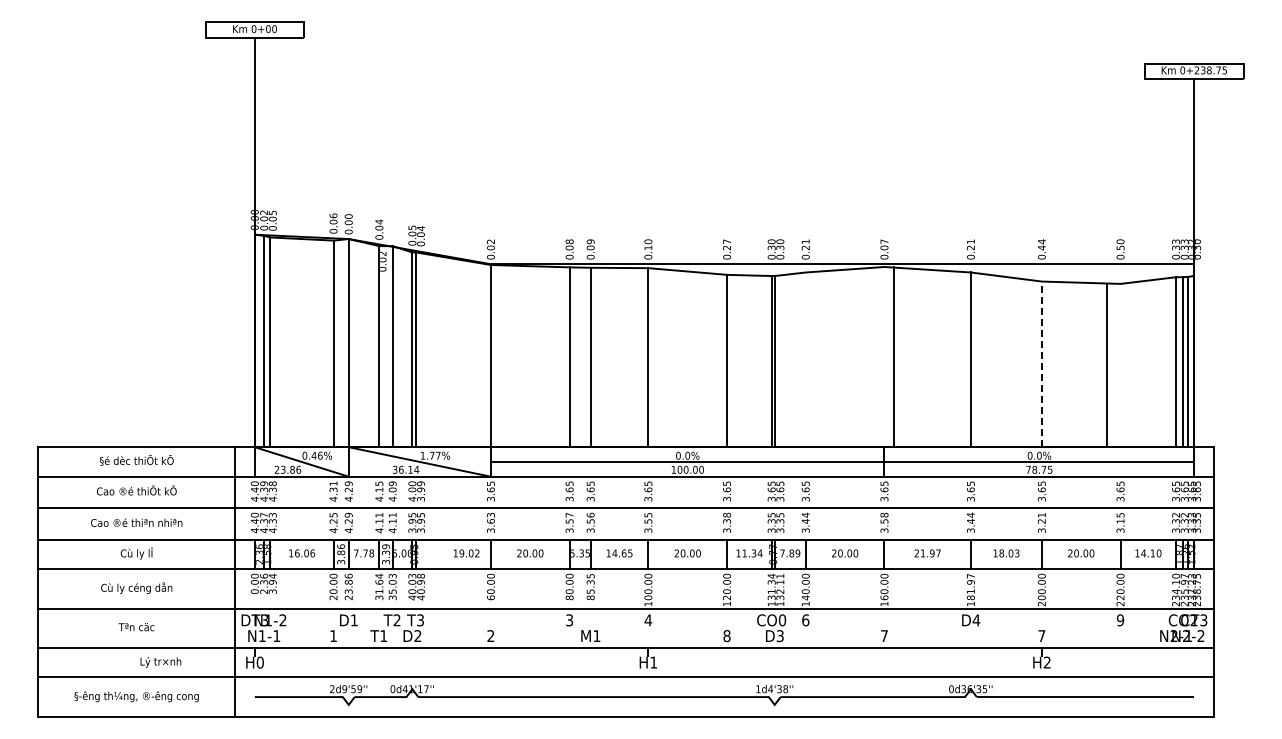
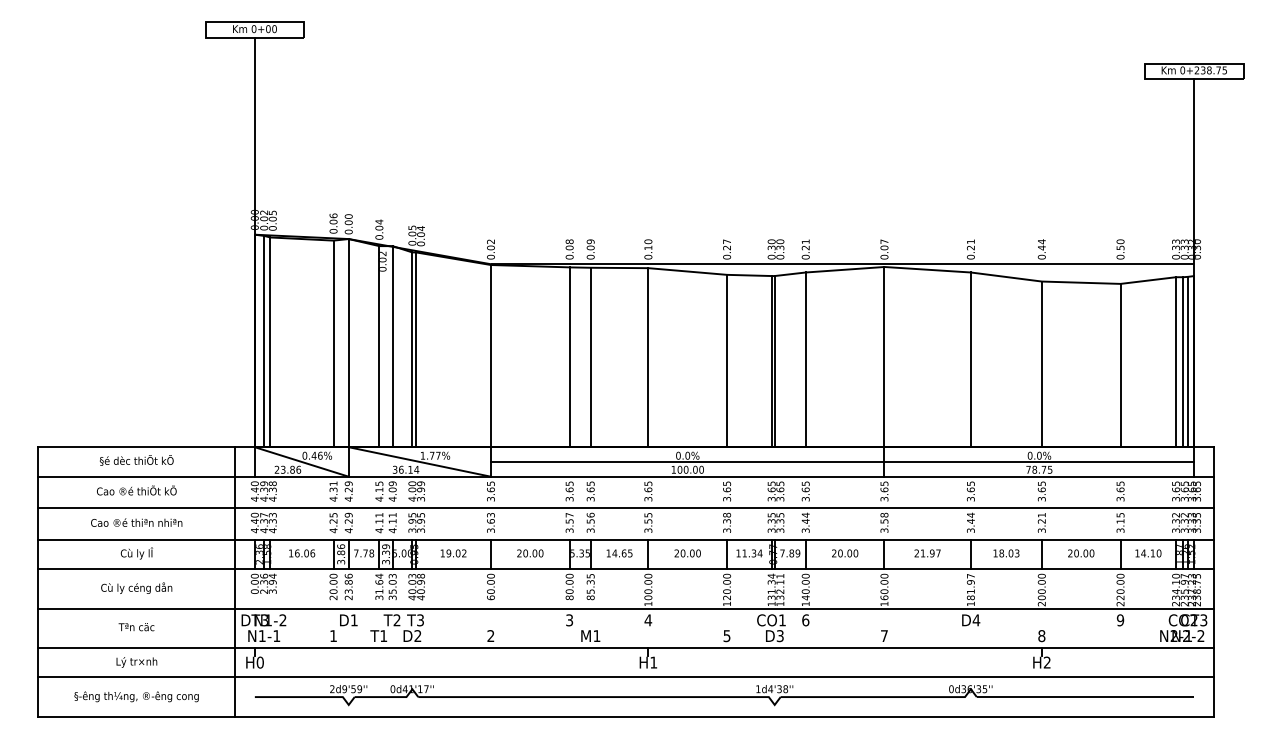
line position: (894, 356) -> (884, 356) (884, 356)
line: none -> present (805, 359)
line: dashed -> solid (1041, 364)
line position: (1106, 365) -> (1120, 365) (1120, 365)
text position: (466, 553) -> (453, 553) (453, 553)
text: CO0 -> CO1 (782, 620)
text: 8 -> 5 (726, 636)
text: 7 -> 8 (1041, 636)
text position: (160, 662) -> (136, 662) (136, 662)
